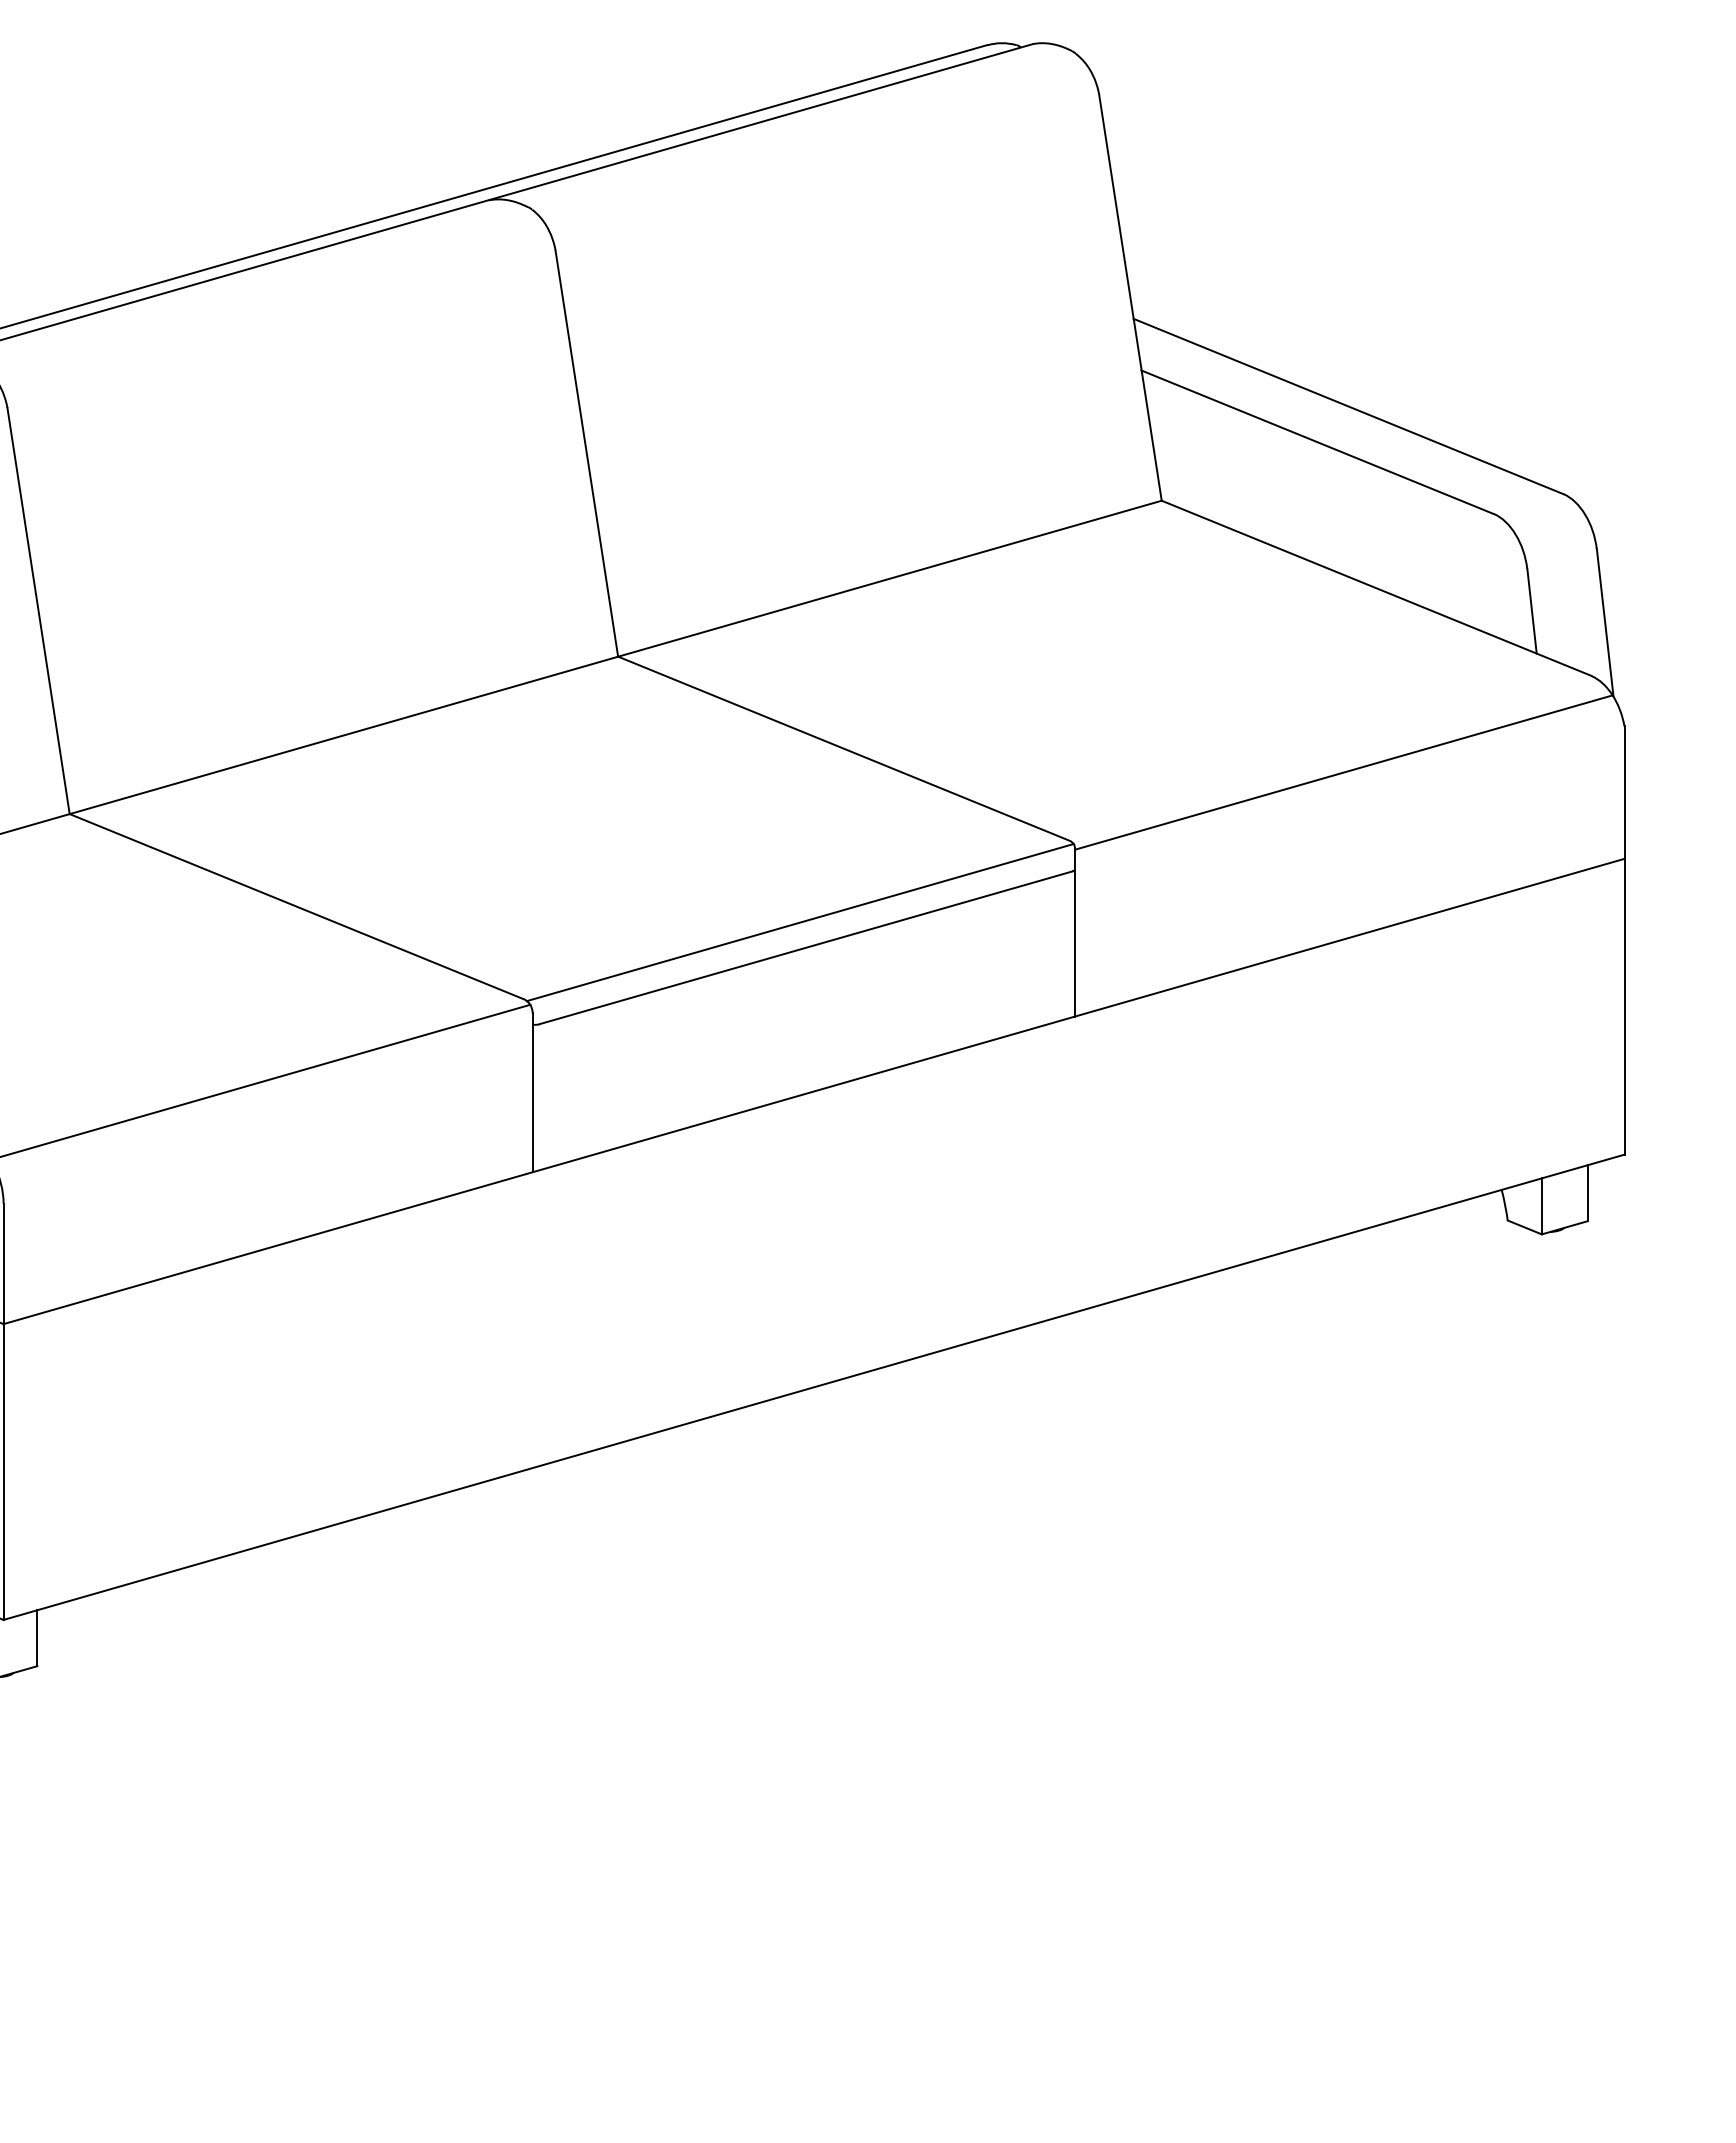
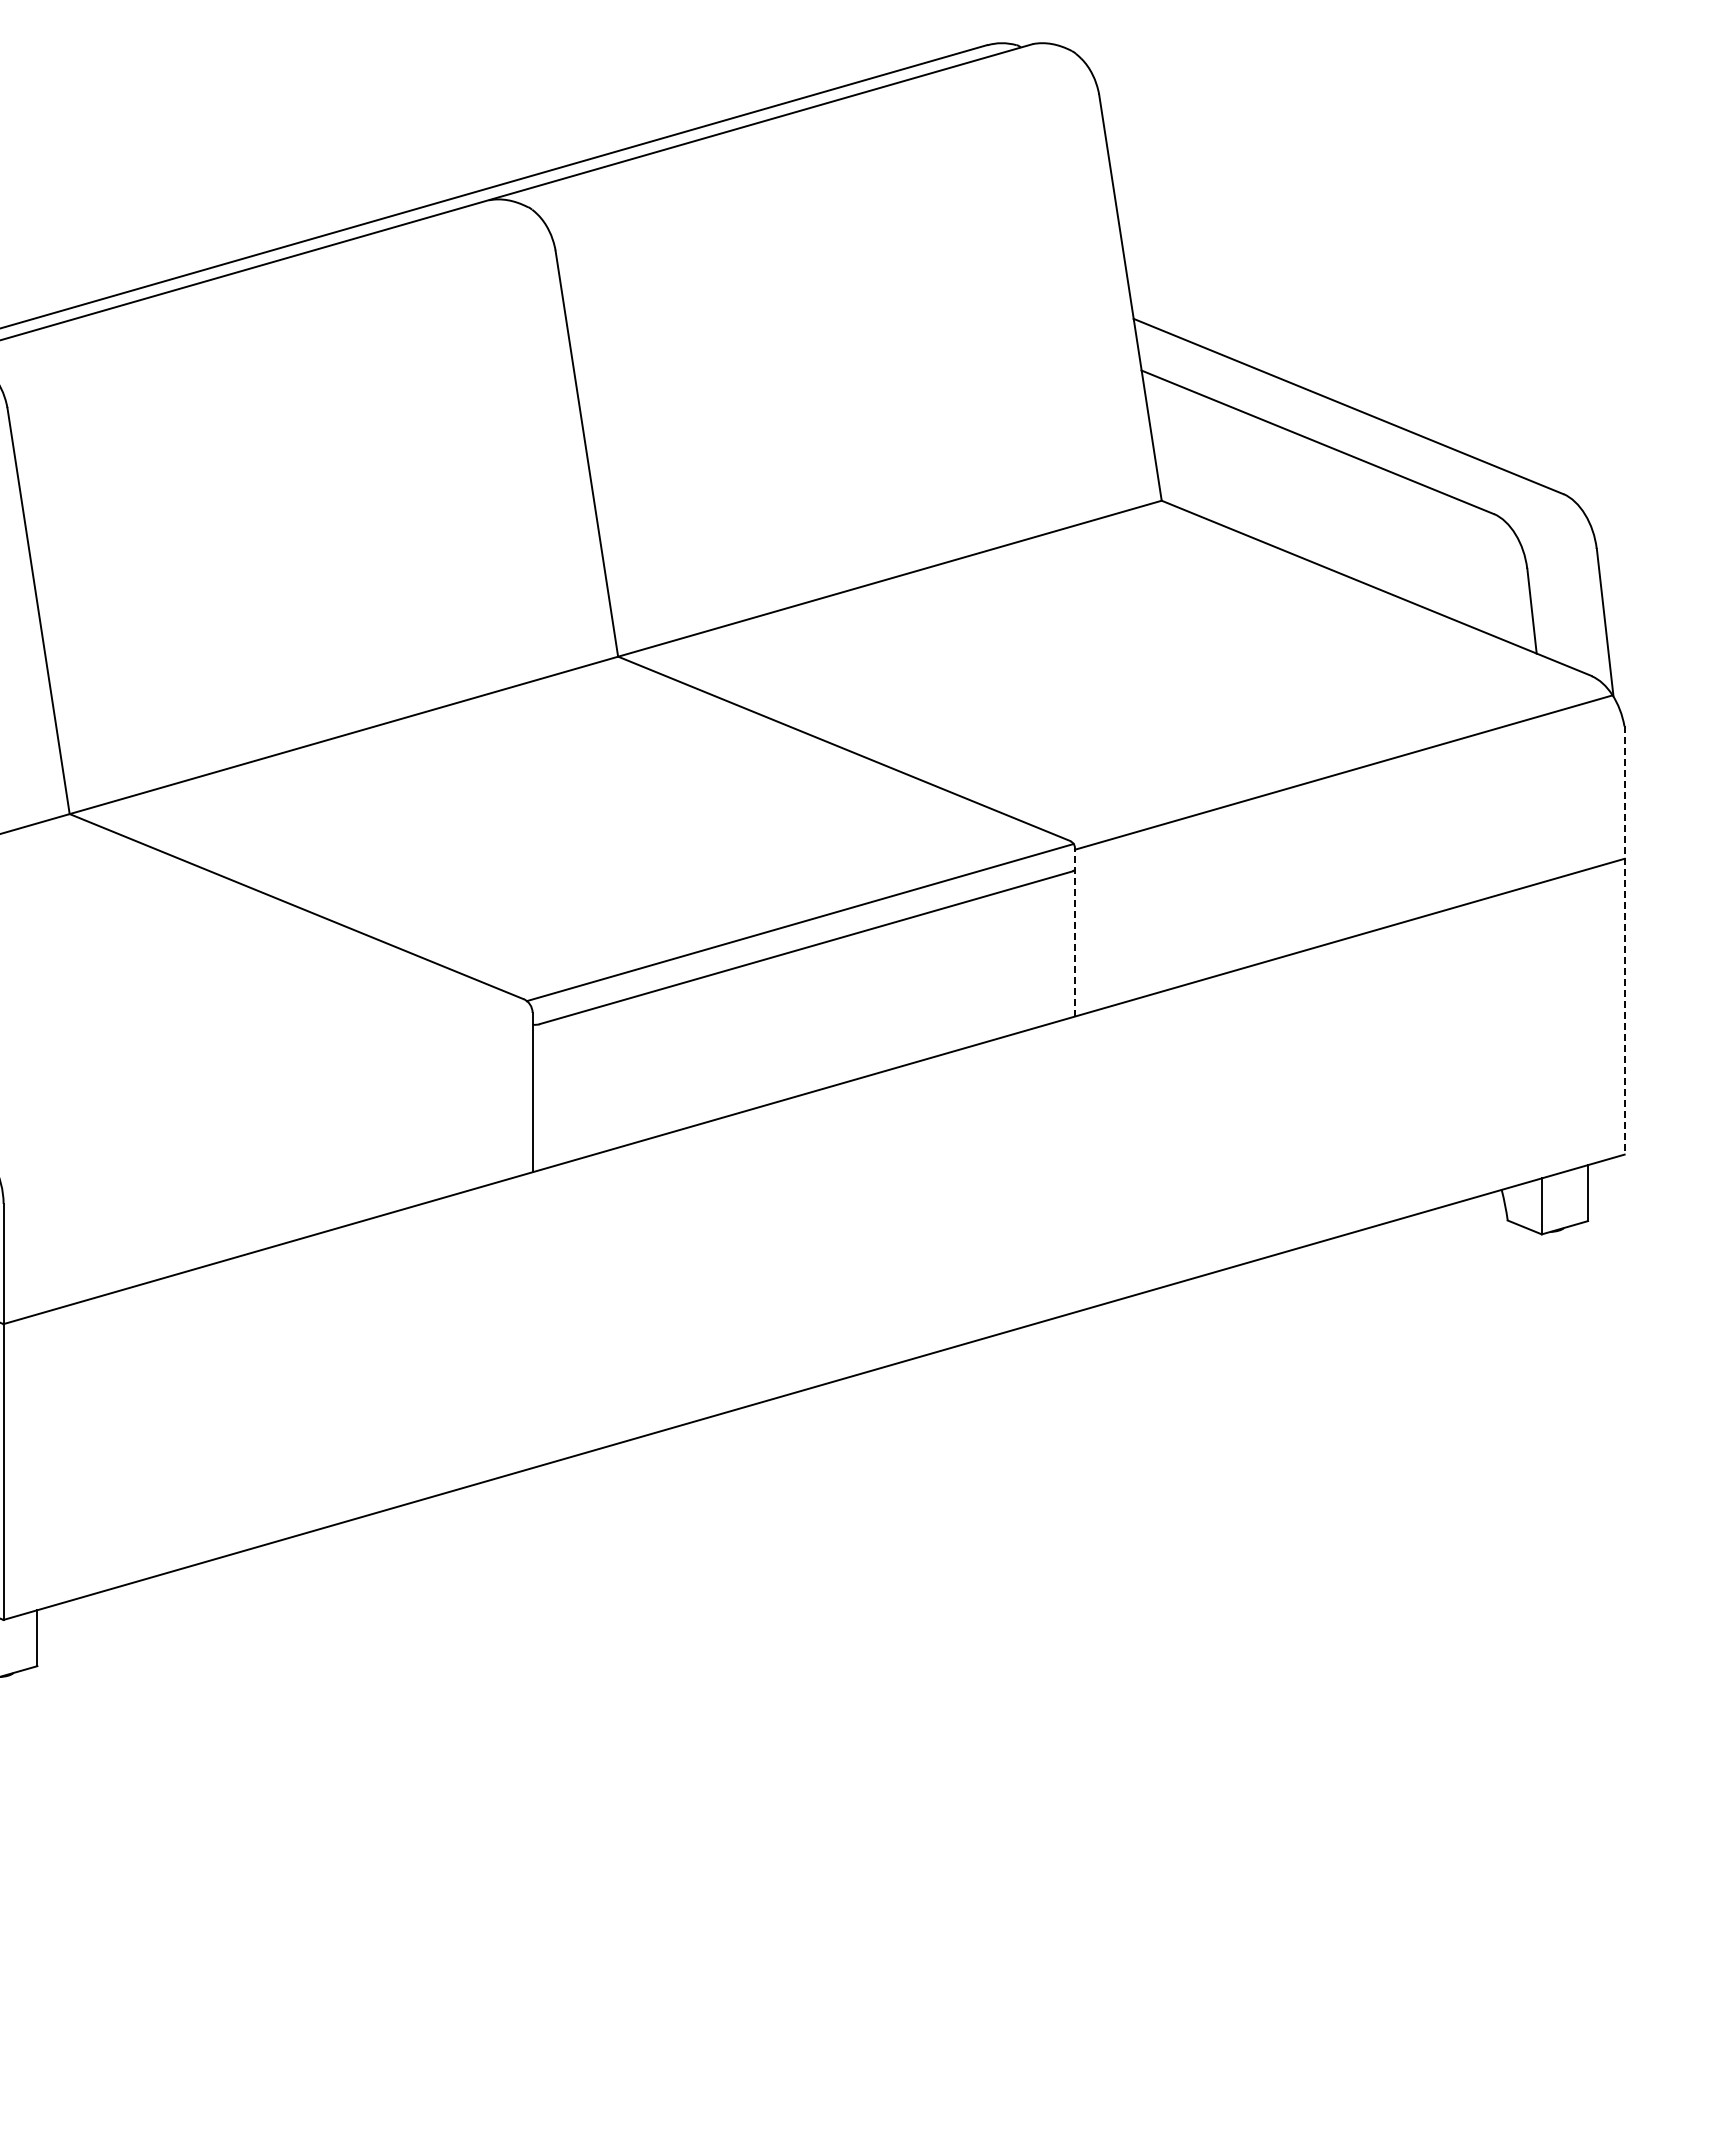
line: solid -> dashed (1075, 931)
line: solid -> dashed (1624, 941)
line: present -> none (266, 1080)
